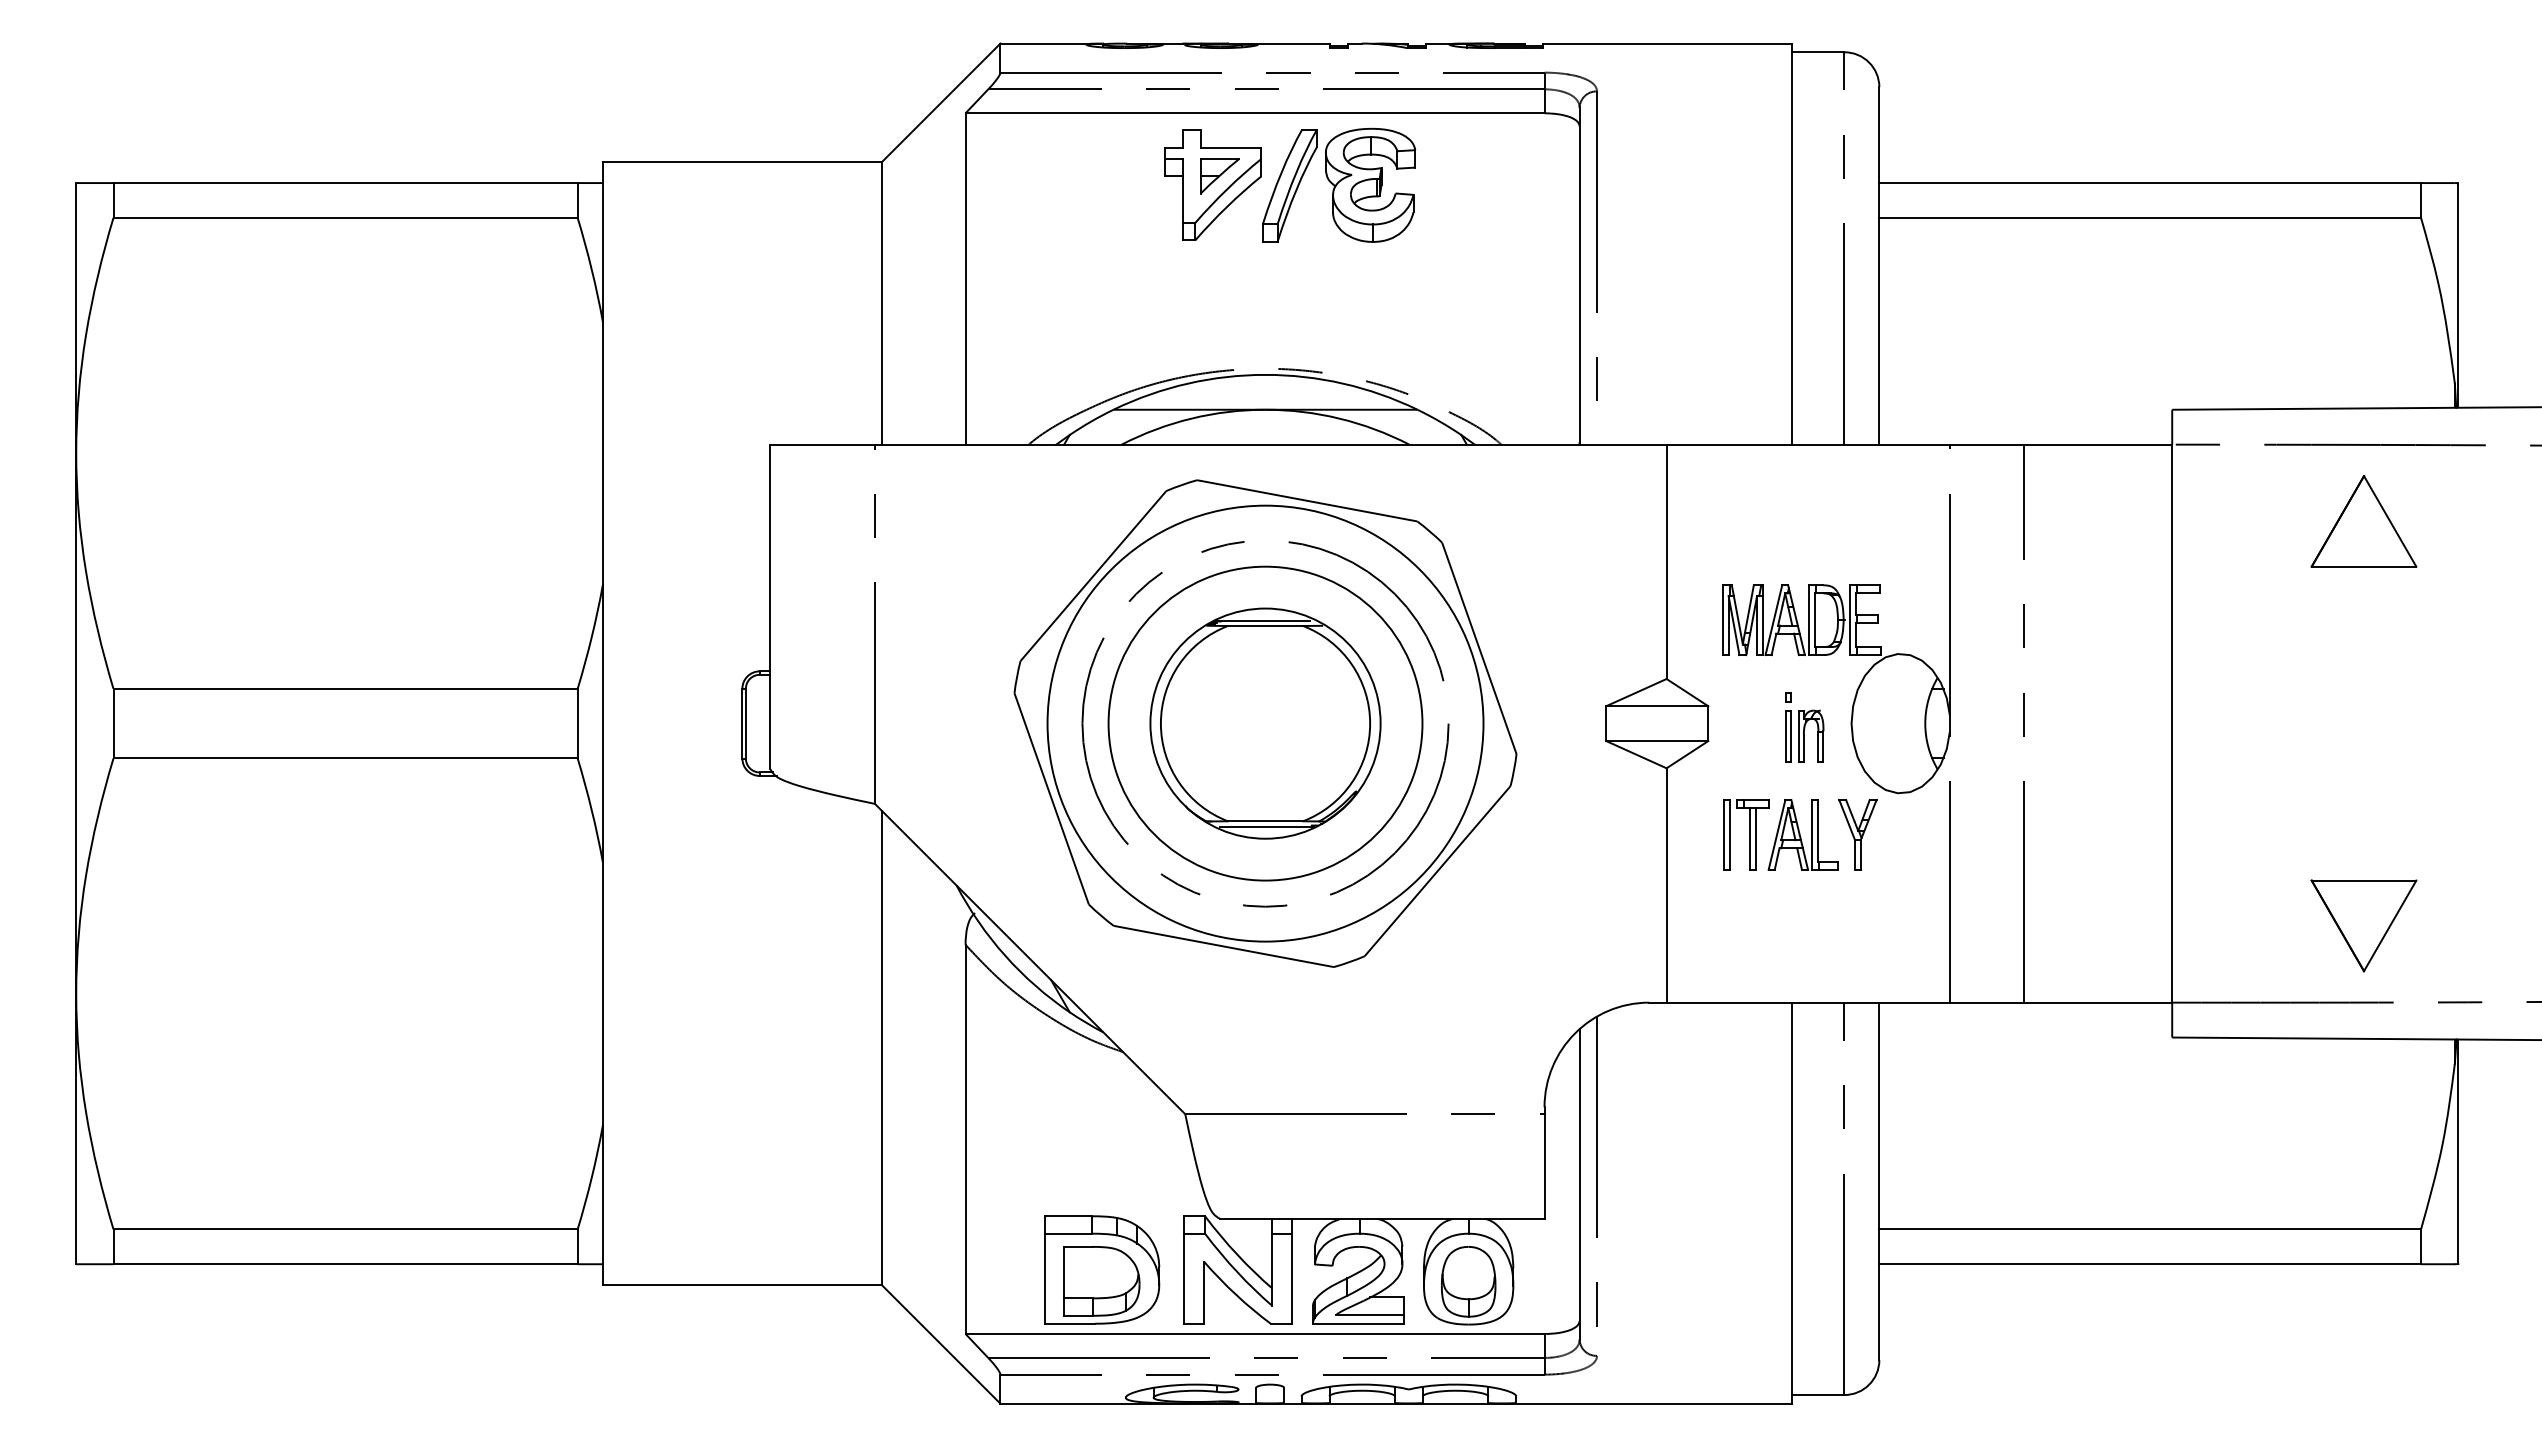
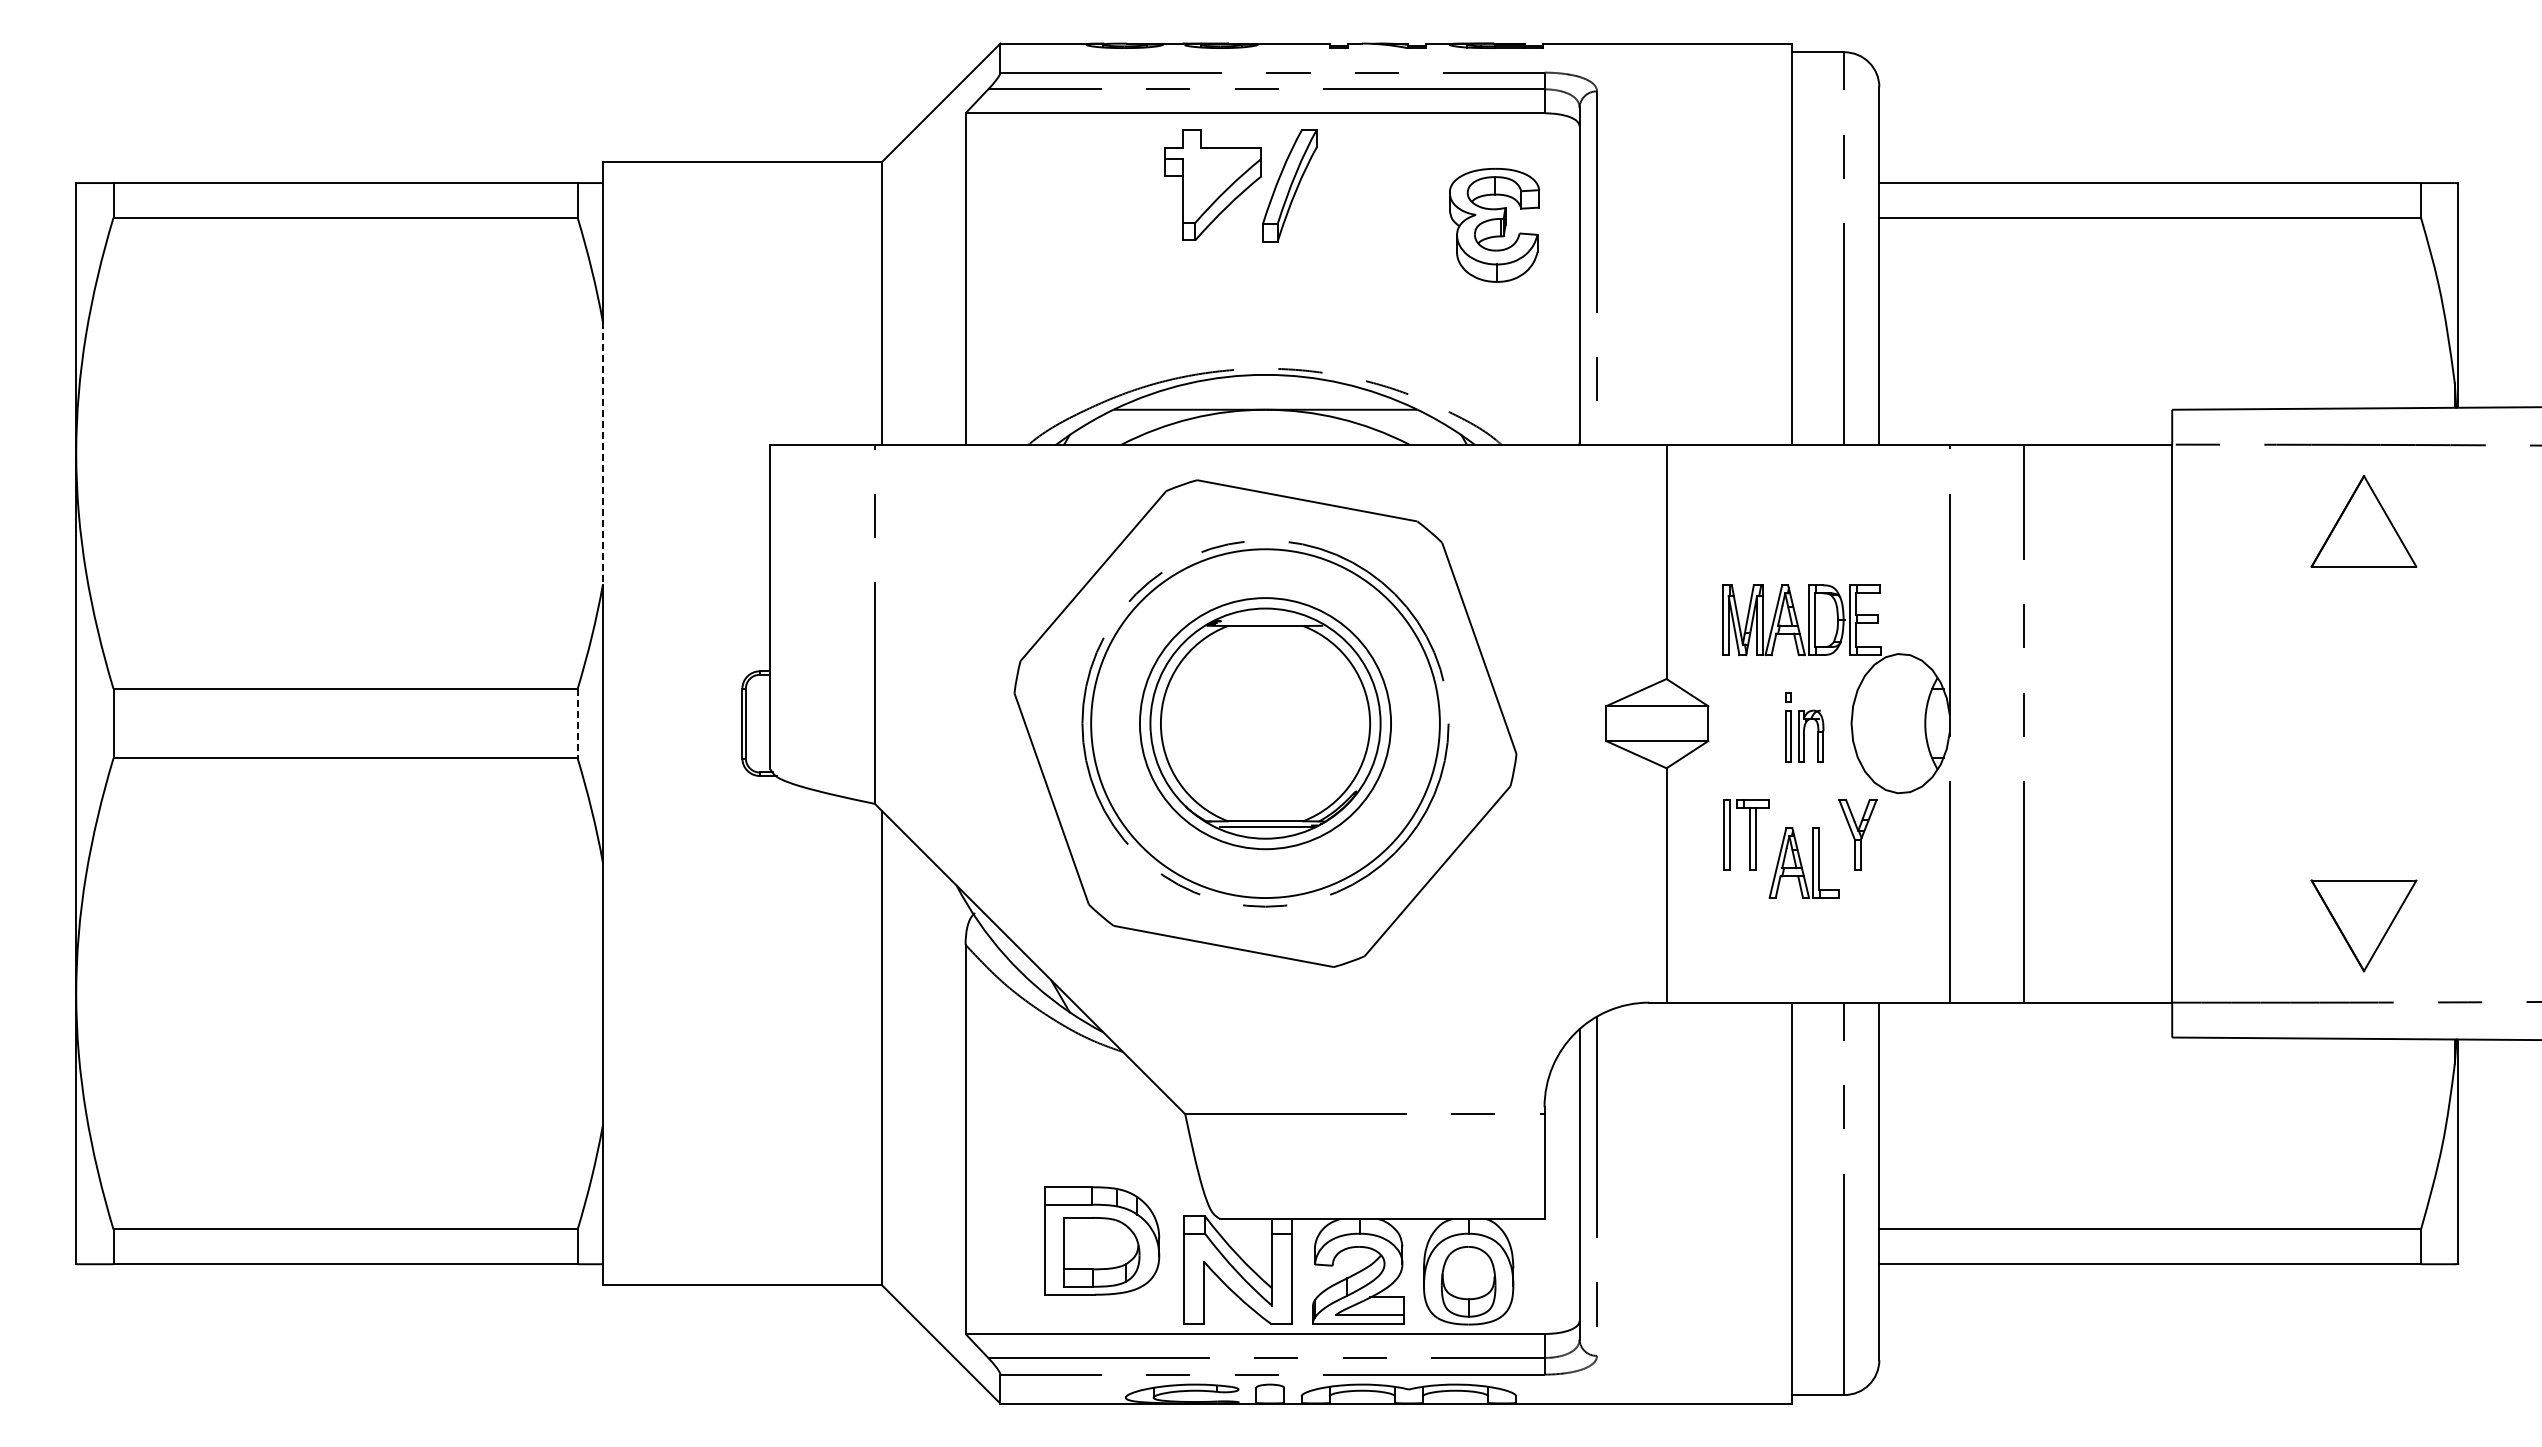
part: present -> none (1219, 176)
part position: (1370, 184) -> (1494, 224) (1494, 224)
line: solid -> dashed (602, 453)
line: present -> none (1262, 620)
line: solid -> dashed (577, 723)
circle diameter: 314 px -> 251 px (1265, 723)
circle diameter: 436 px -> 349 px (1265, 723)
part position: (1802, 834) -> (1803, 862) (1803, 862)
part position: (1102, 1269) -> (1102, 1240) (1102, 1240)
